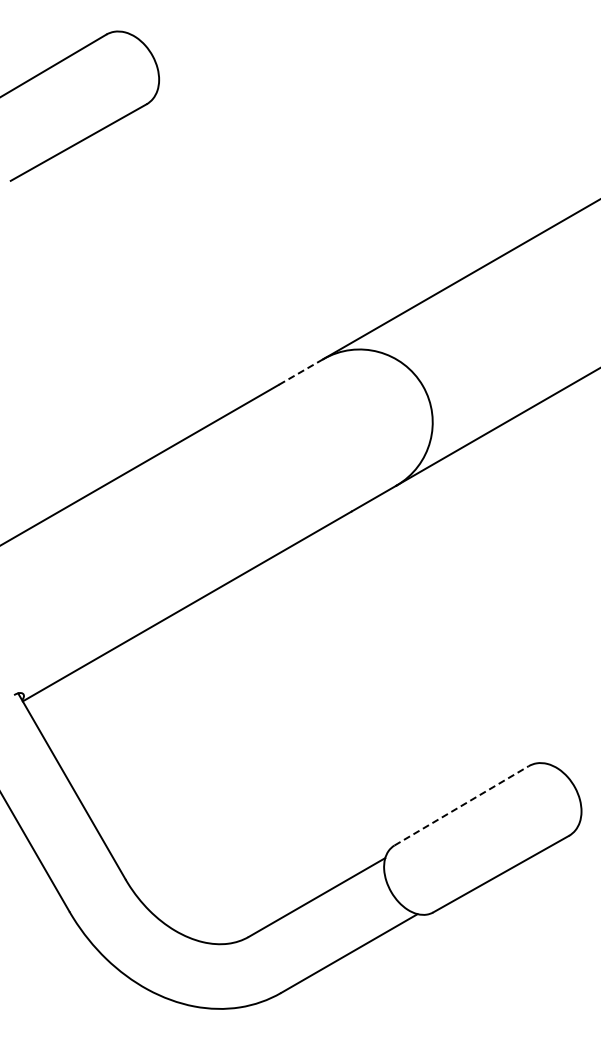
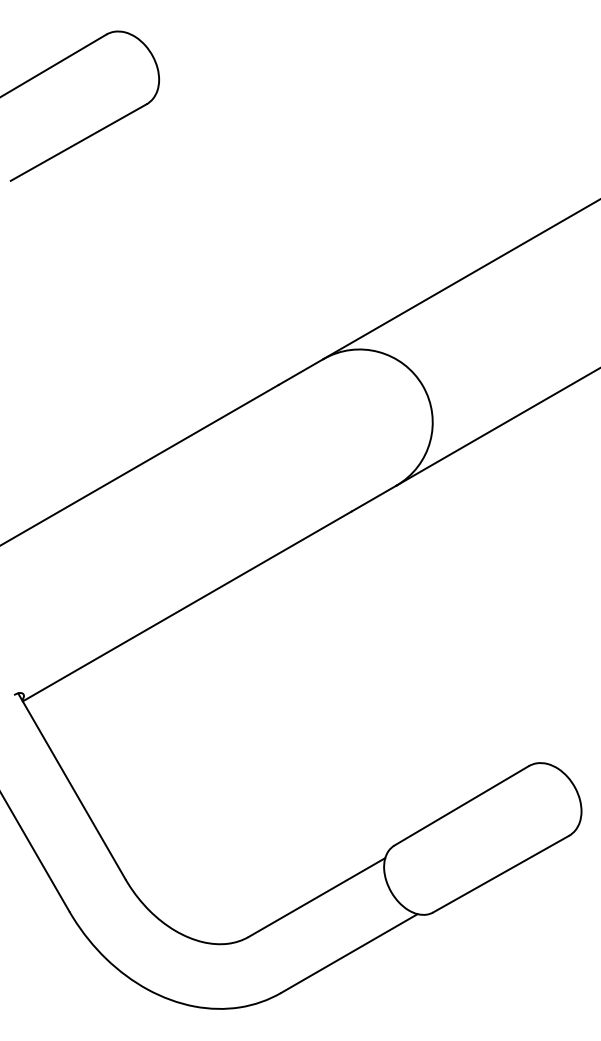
line: dashed -> solid (300, 372)
line: dashed -> solid (461, 805)
